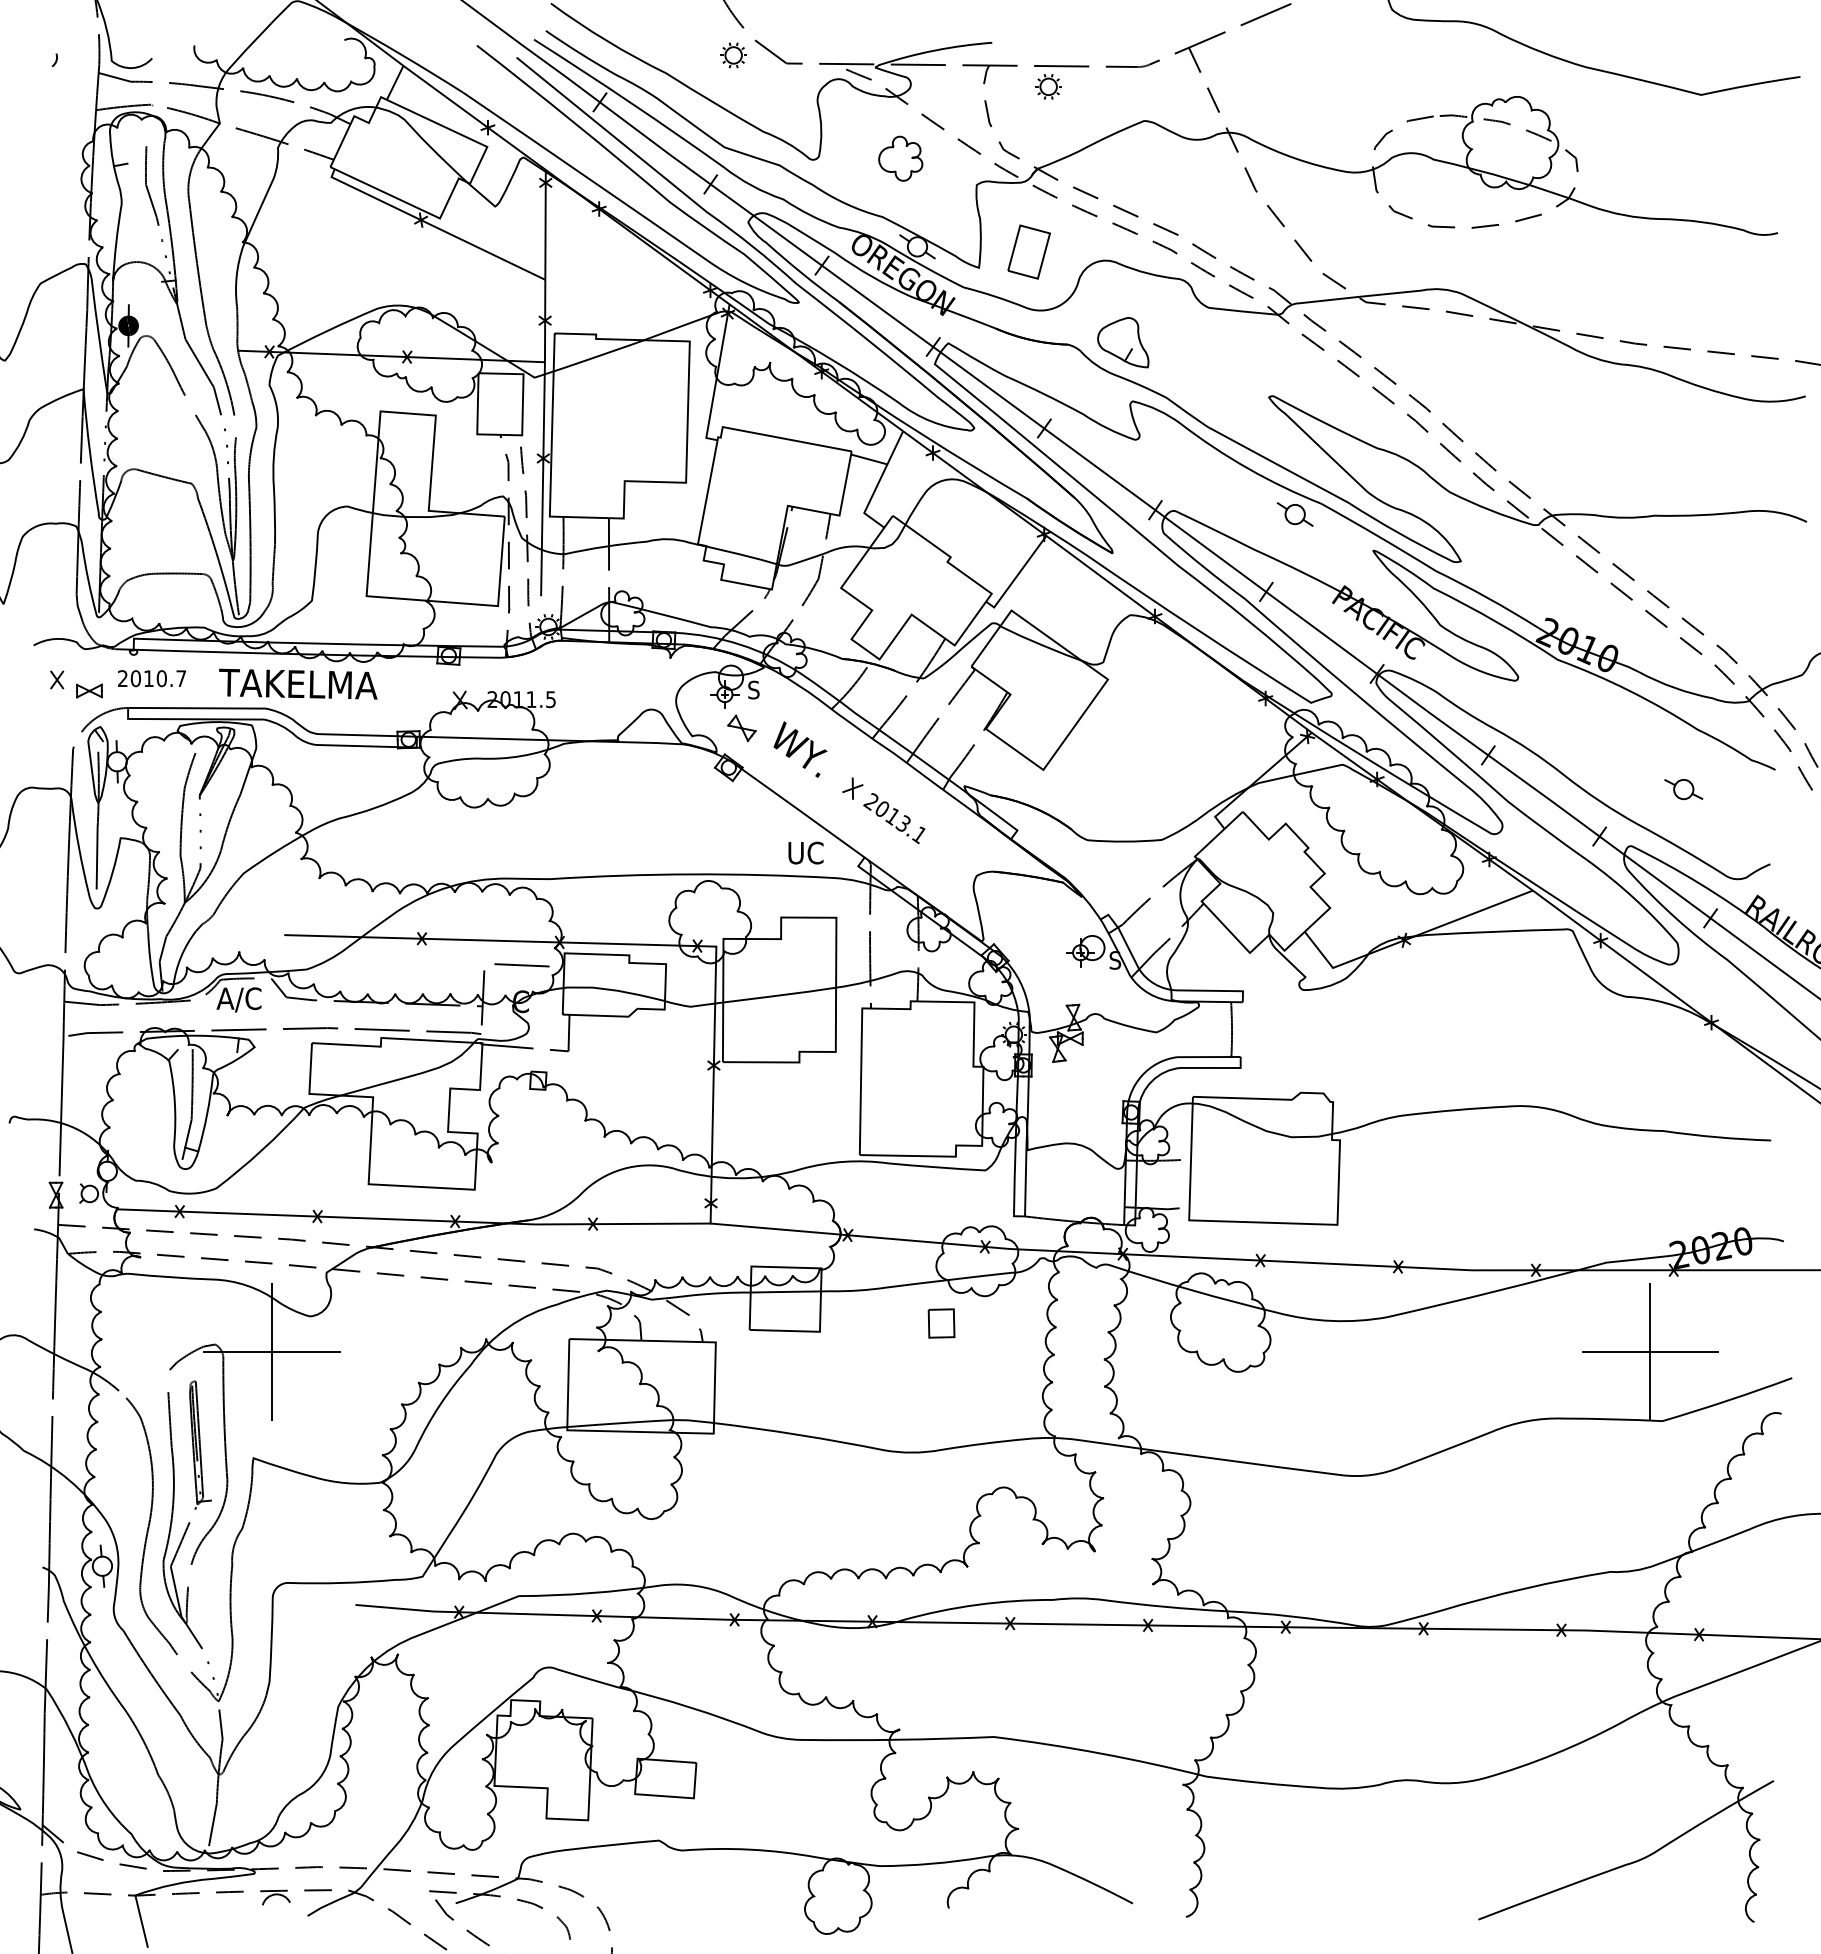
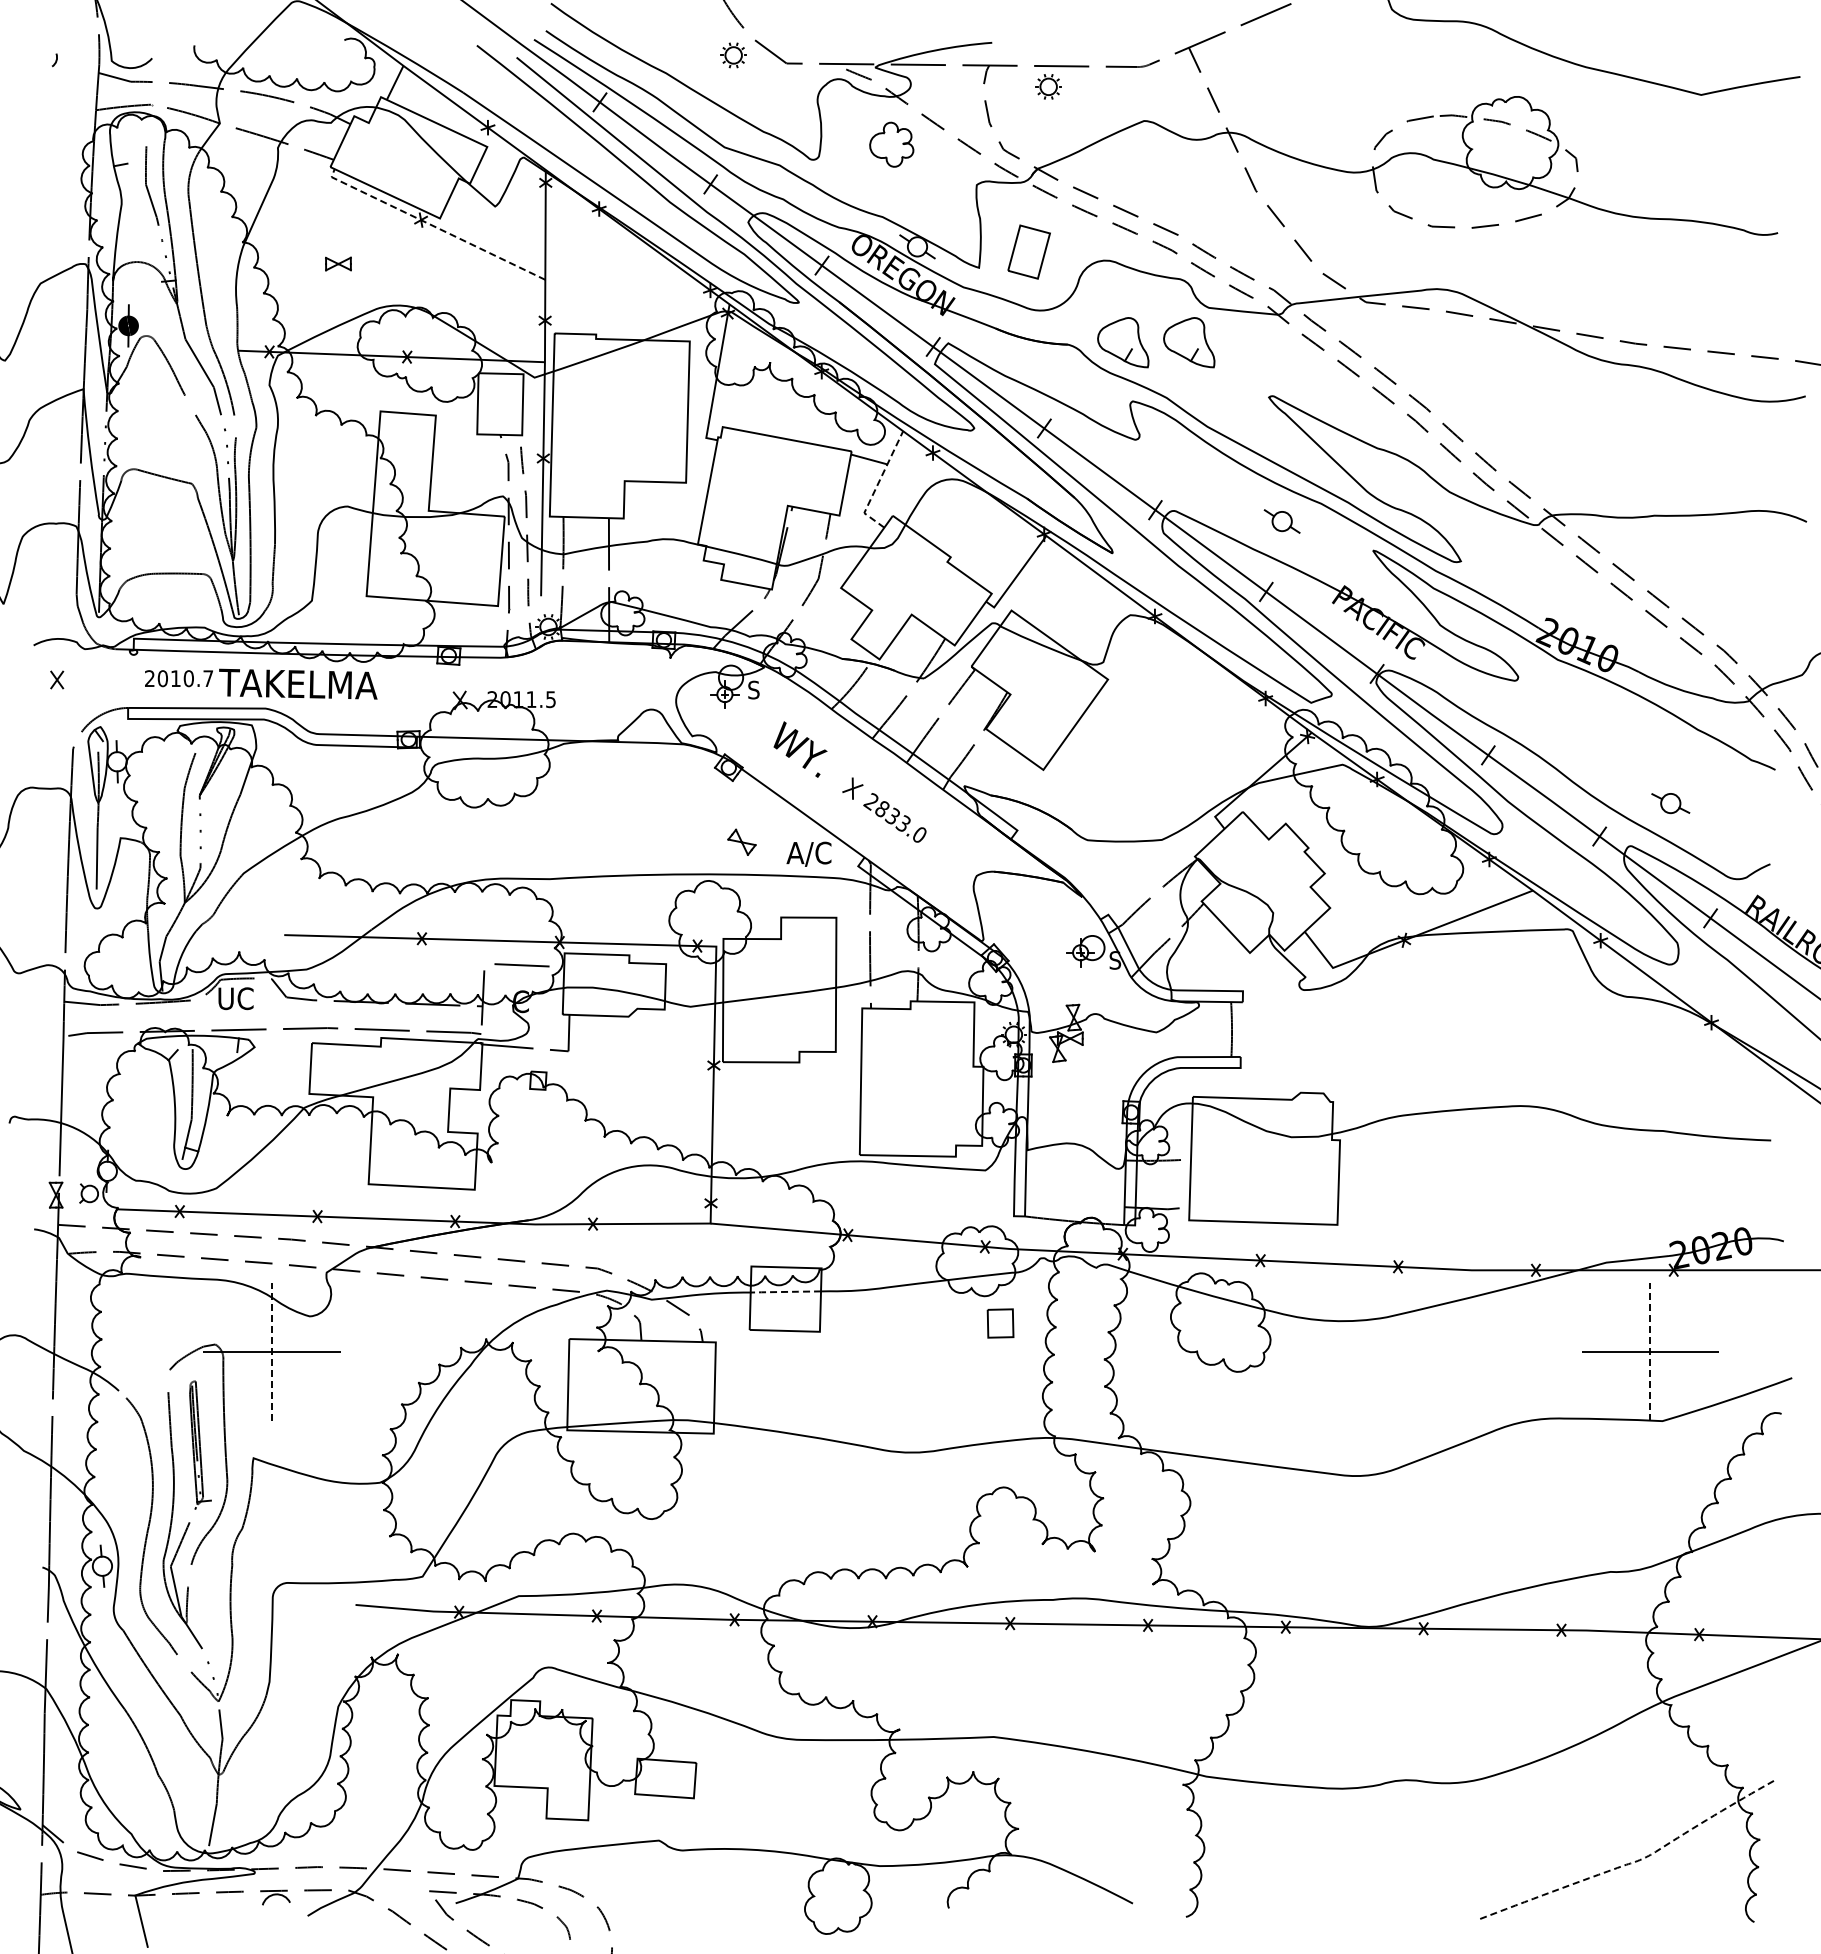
part position: (900, 158) -> (891, 144) (891, 144)
line: solid -> dashed (433, 226)
part: none -> present (1189, 342)
line: solid -> dashed (878, 483)
part position: (1294, 514) -> (1281, 521) (1281, 521)
text position: (151, 678) -> (178, 678) (178, 678)
part position: (89, 690) -> (338, 263) (338, 263)
part position: (741, 727) -> (741, 841) (741, 841)
part position: (1683, 789) -> (1670, 803) (1670, 803)
text: 2013.1 -> 2833.0 (900, 822)
text: UC -> A/C (808, 853)
text: A/C -> UC (238, 999)
line: solid -> dashed (785, 1291)
part position: (941, 1323) -> (1000, 1323) (1000, 1323)
line: solid -> dashed (272, 1352)
line: solid -> dashed (1650, 1352)
line: solid -> dashed (1634, 1862)
